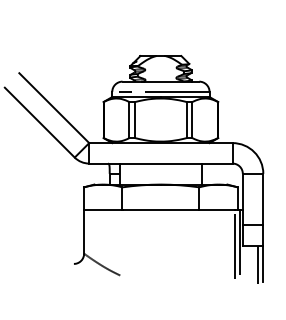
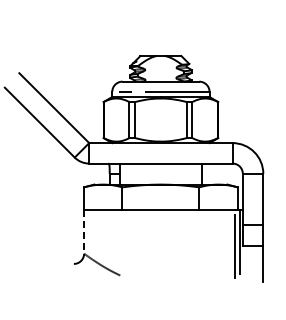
line: solid -> dashed (84, 232)
line: present -> none (258, 264)
